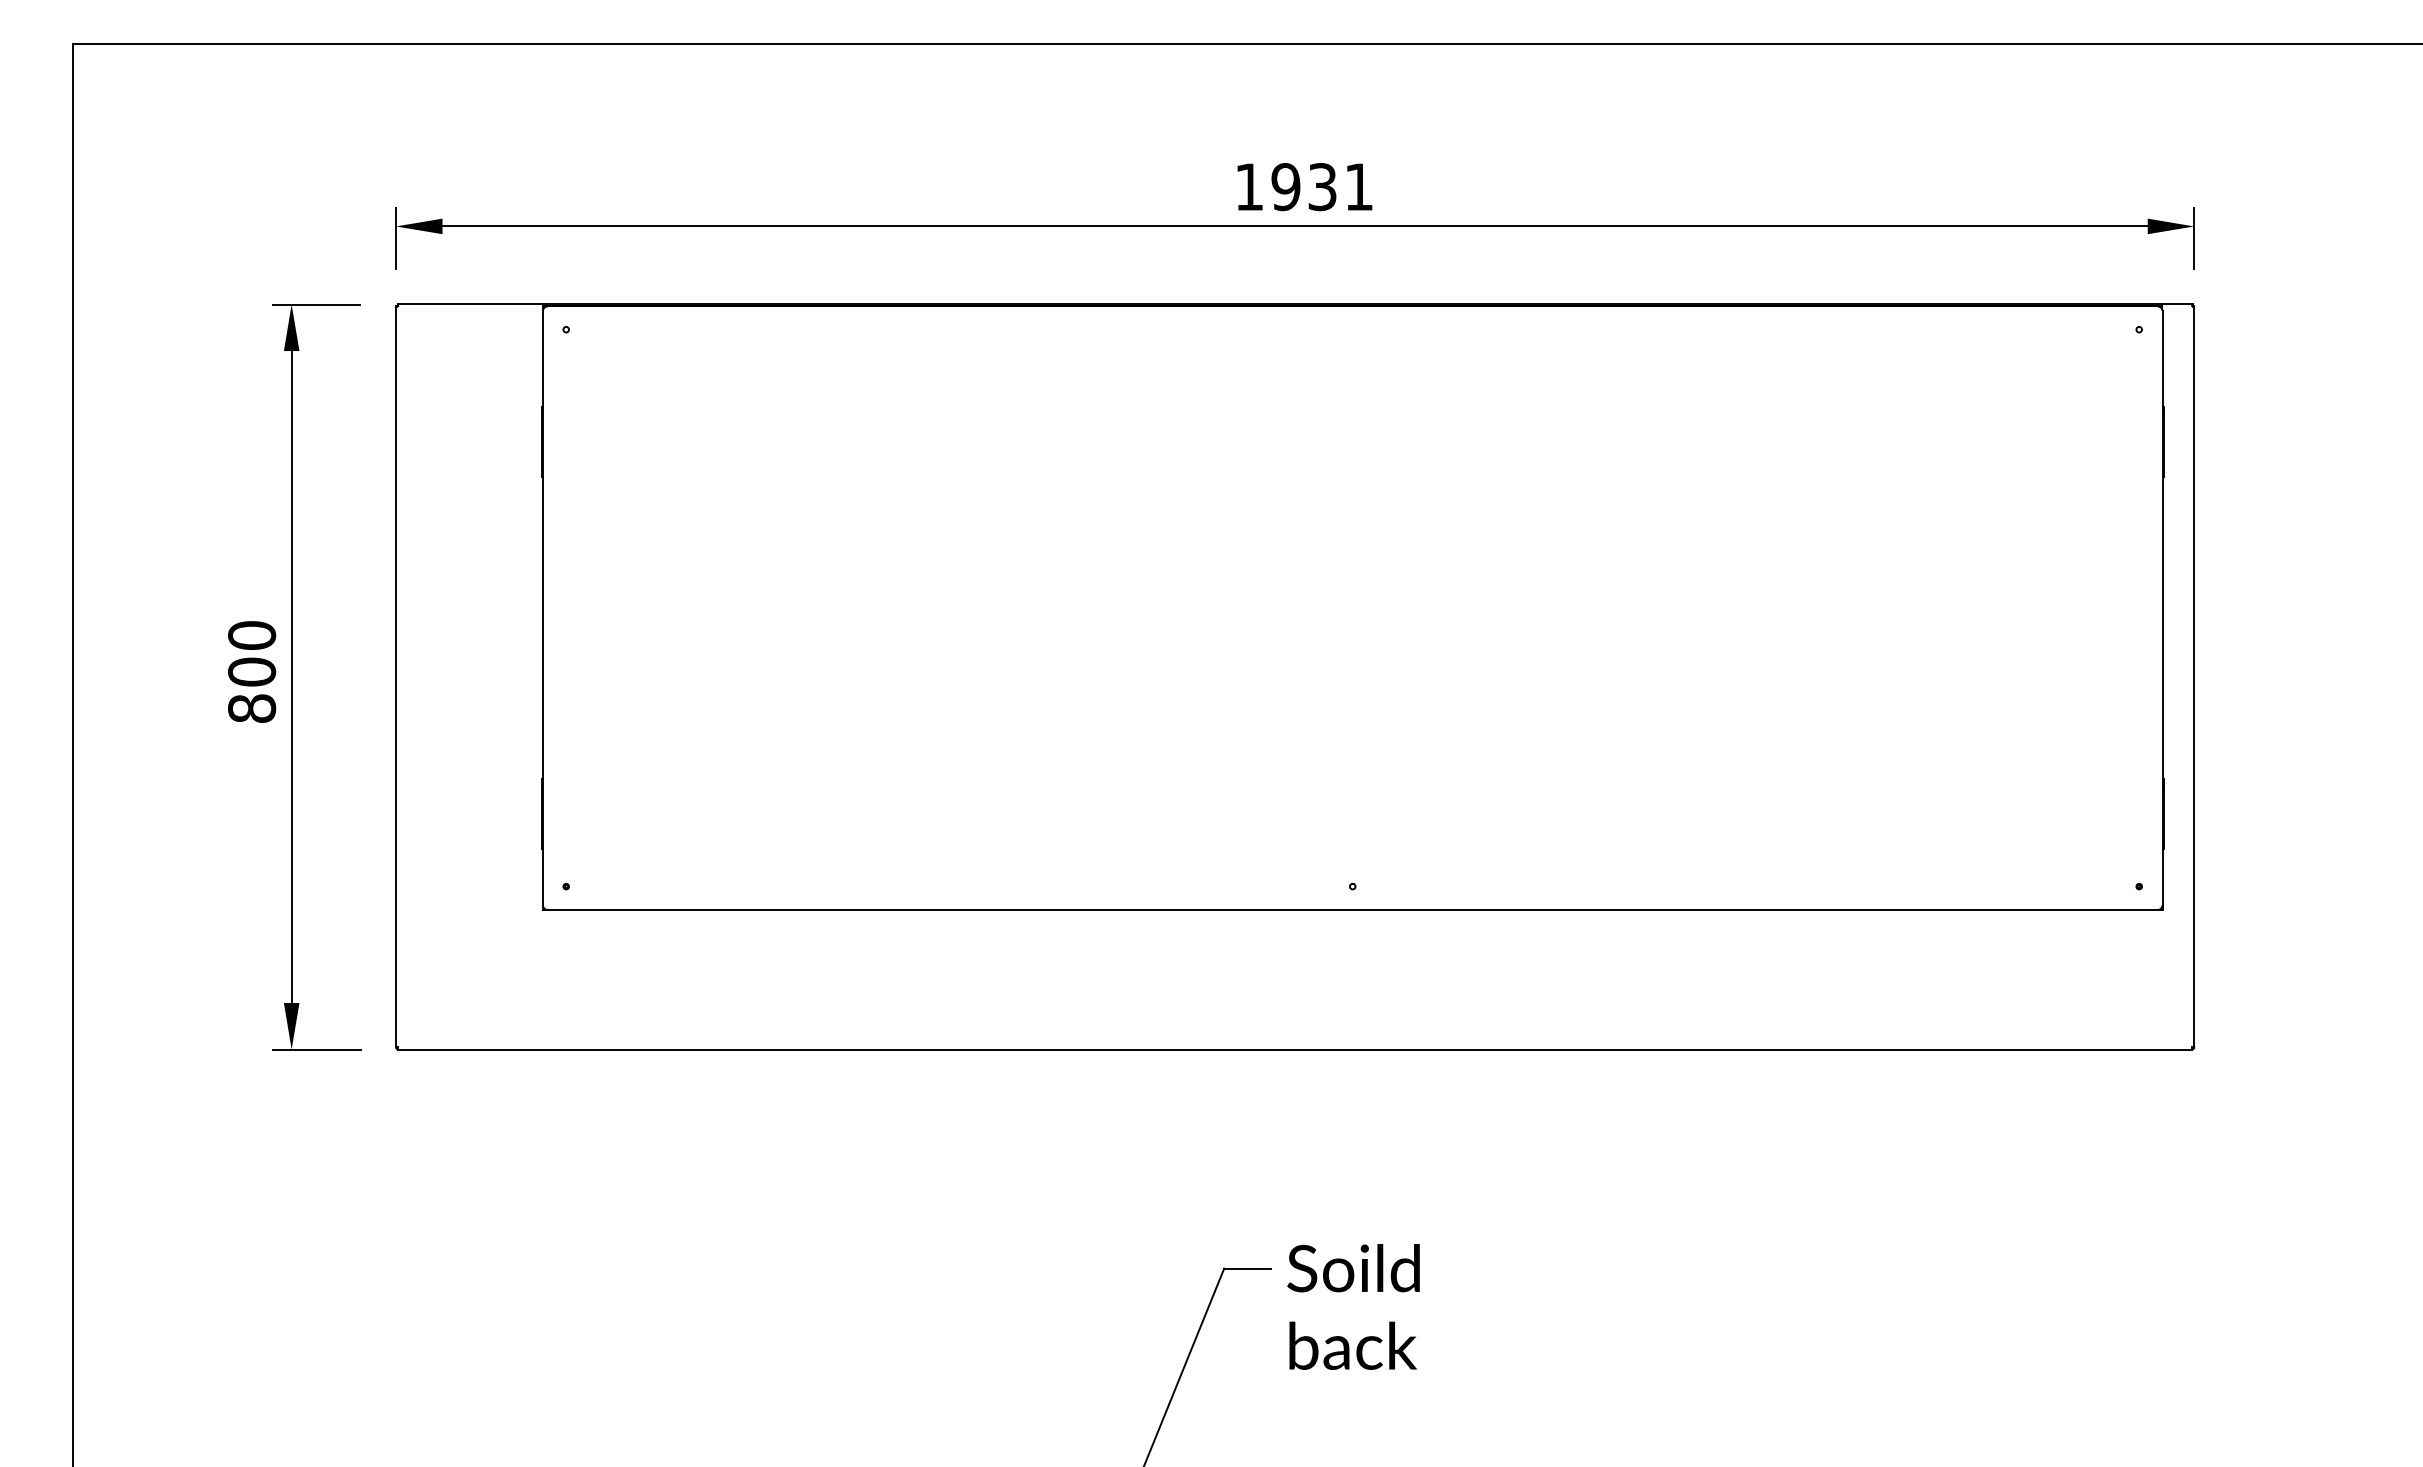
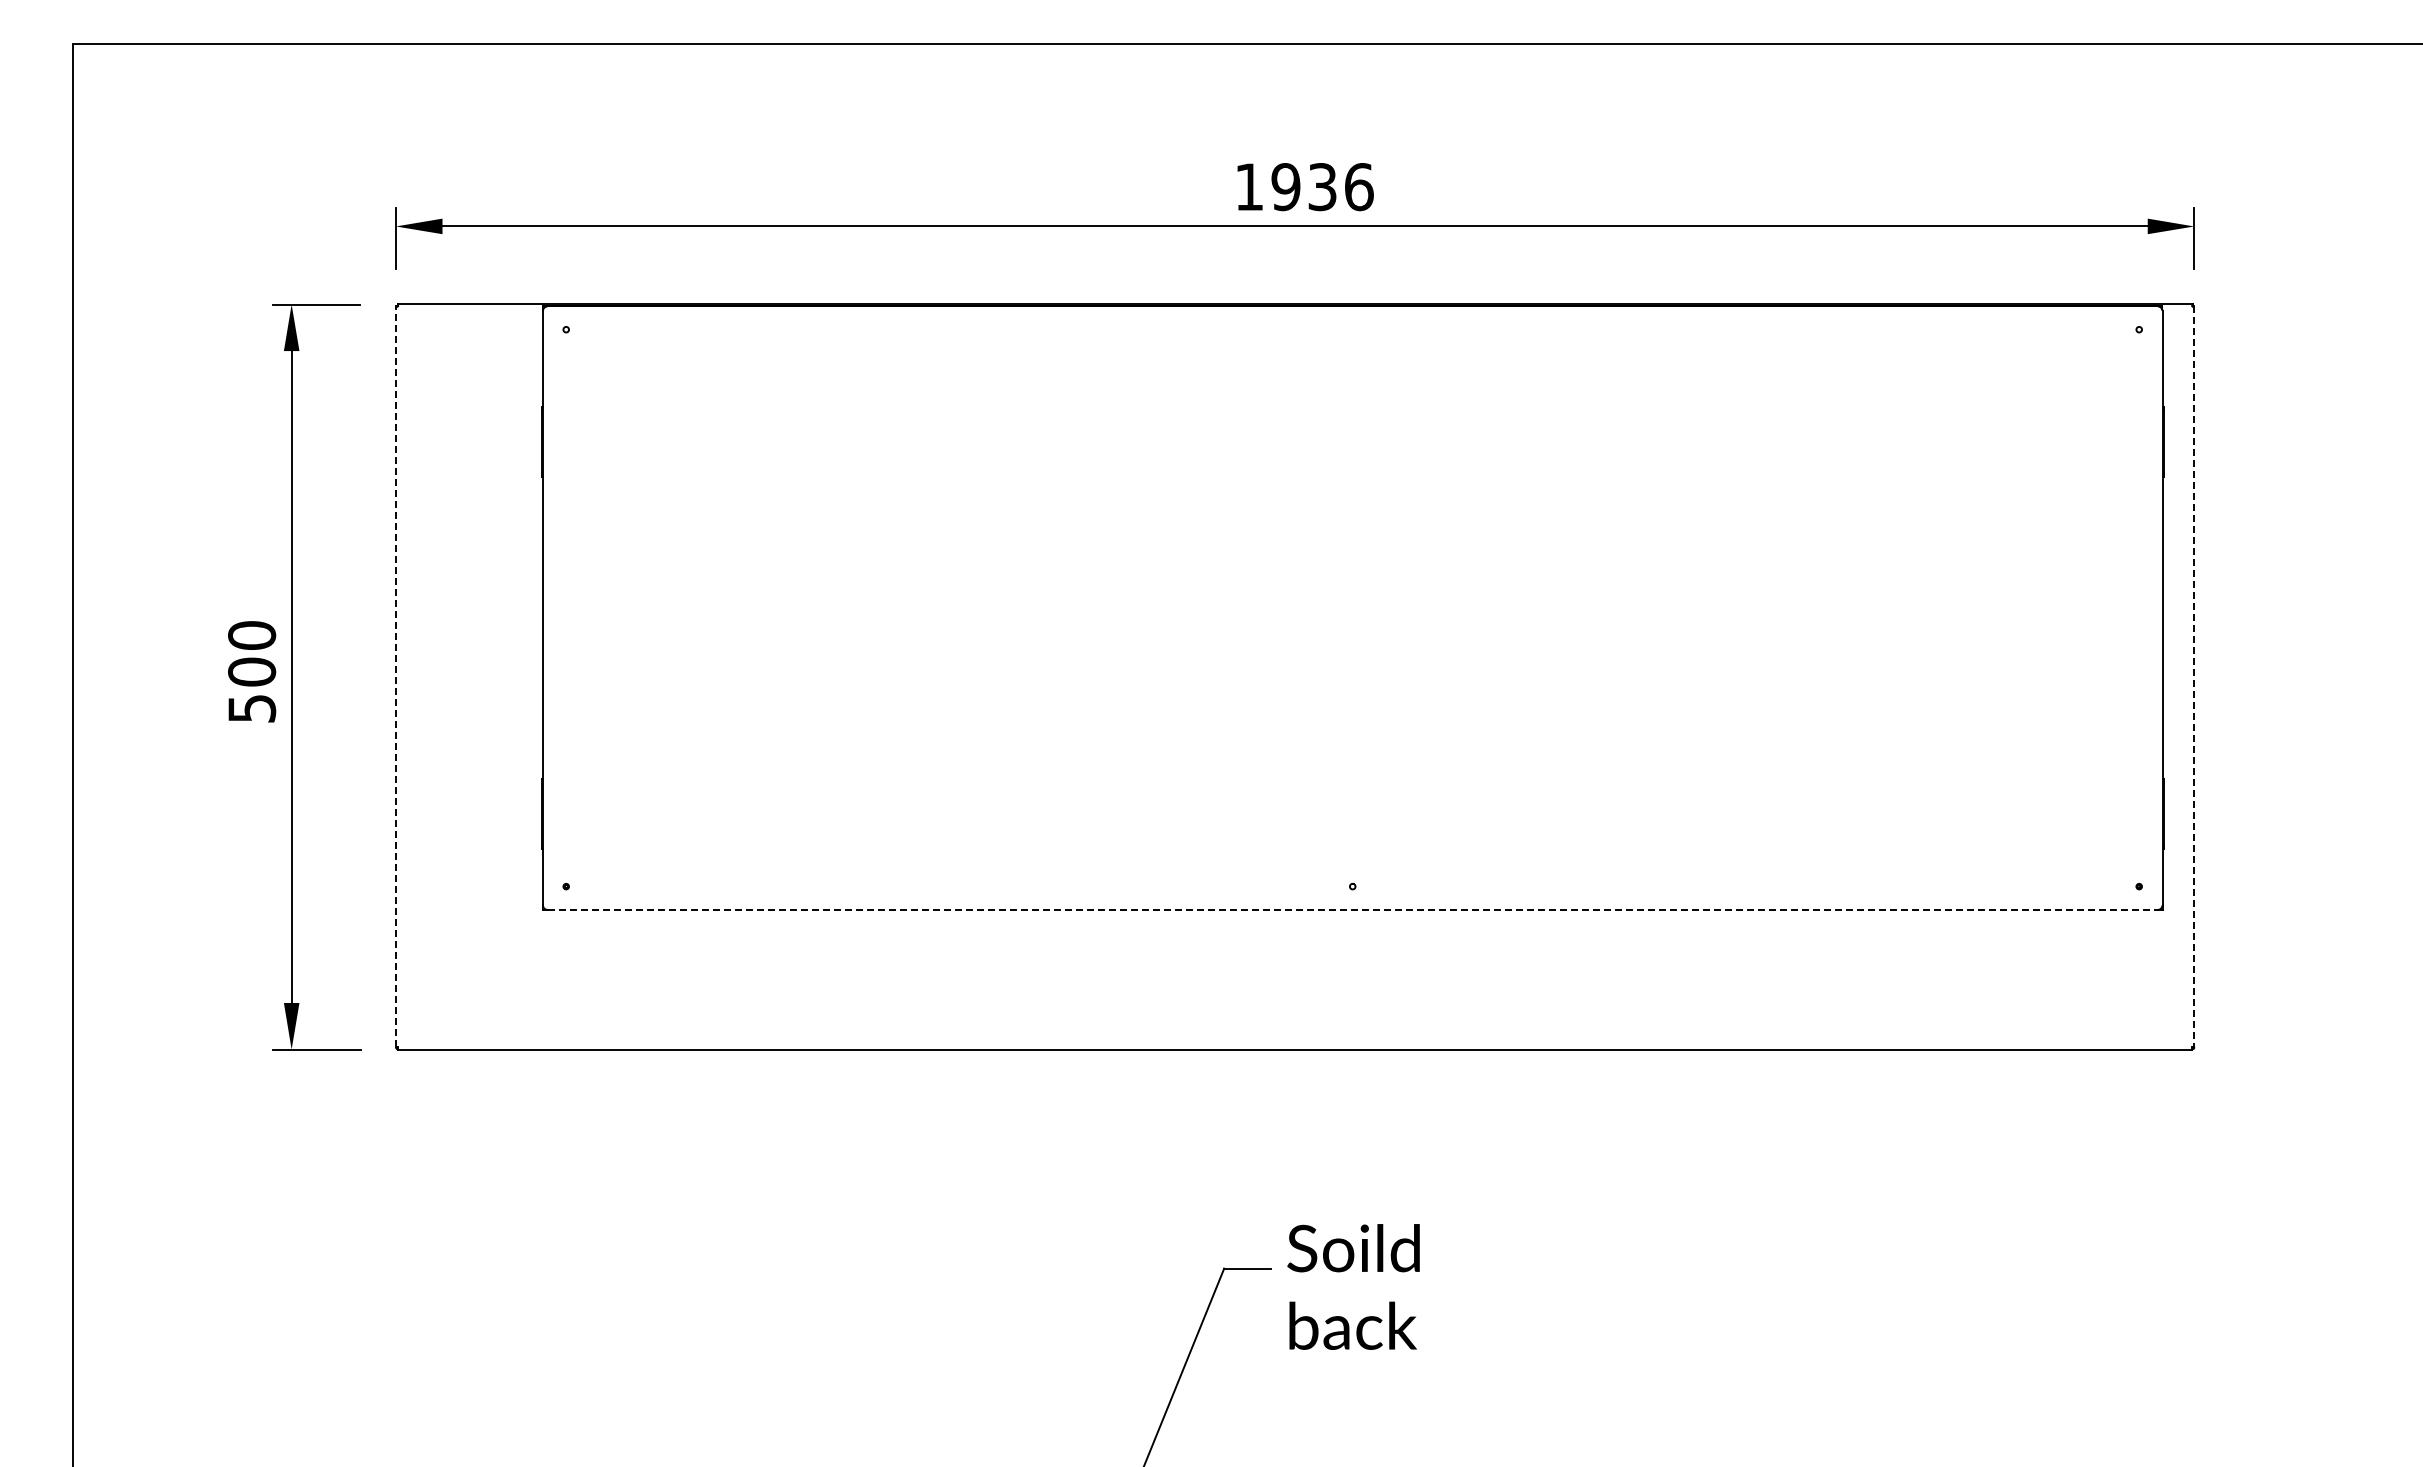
text: 1931 -> 1936 (1359, 187)
line: solid -> dashed (395, 676)
line: solid -> dashed (2194, 676)
text: 800 -> 500 (252, 708)
line: solid -> dashed (1353, 909)
text position: (1353, 1306) -> (1353, 1286) (1353, 1286)
